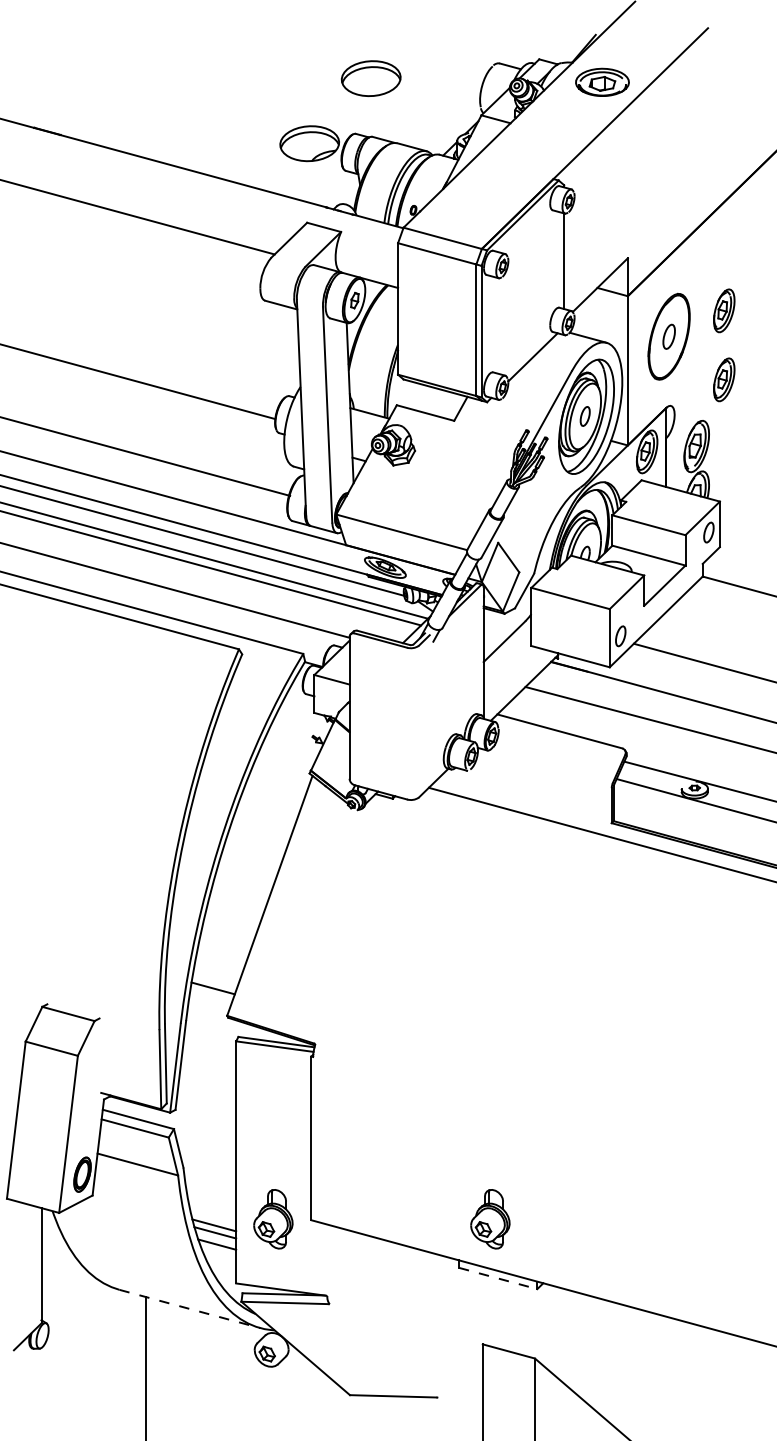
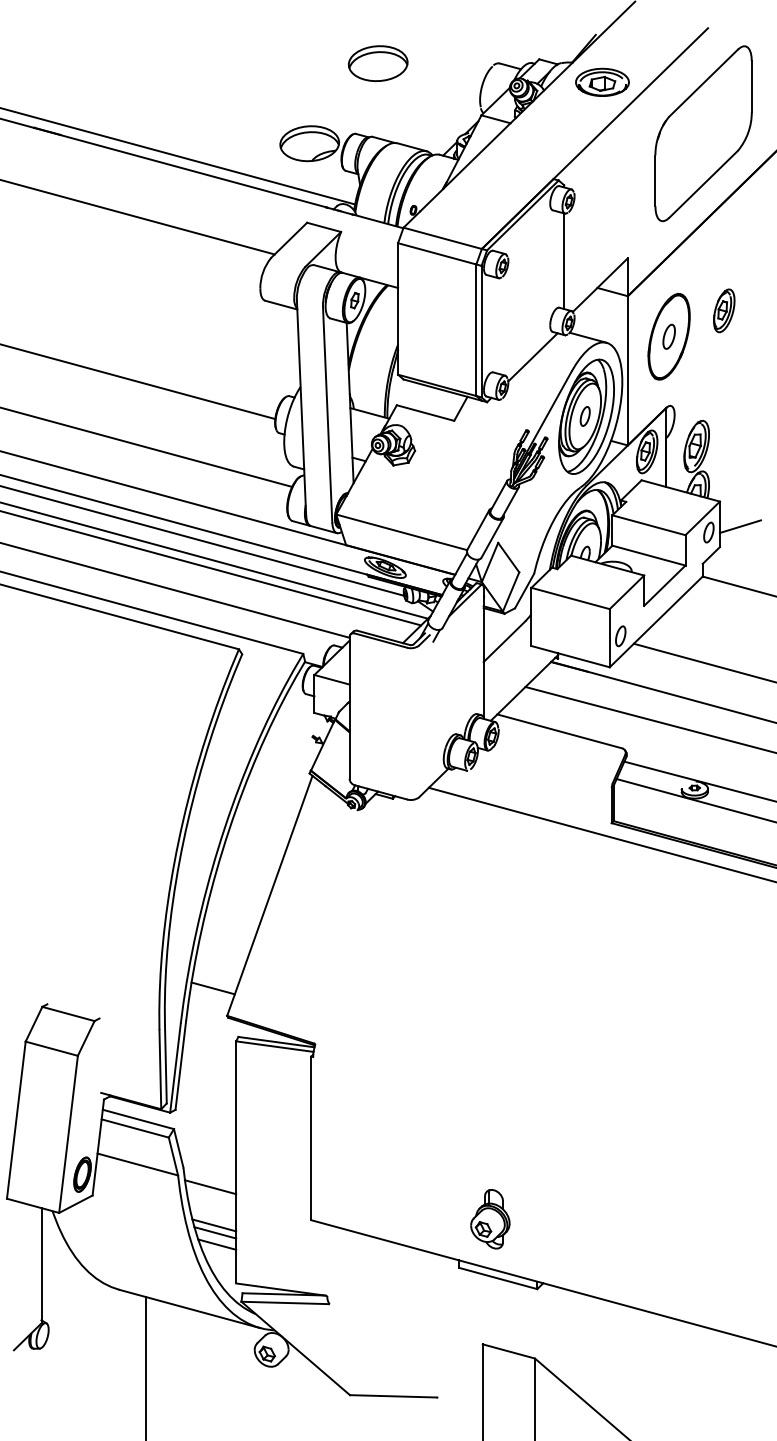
part position: (370, 78) -> (377, 63) (377, 63)
part: none -> present (703, 133)
line: none -> present (178, 156)
part: present -> none (724, 379)
line position: (146, 456) -> (147, 447) (147, 447)
line: none -> present (740, 526)
line: none -> present (210, 1187)
part: present -> none (273, 1219)
line: dashed -> solid (498, 1278)
line: dashed -> solid (190, 1309)
